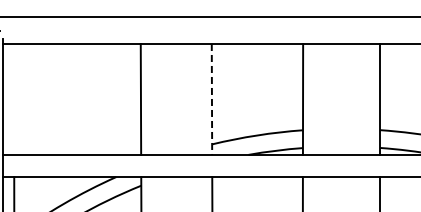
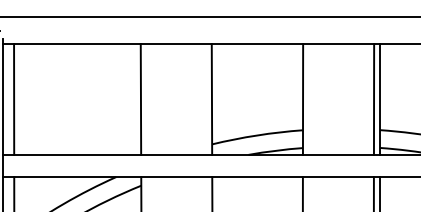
line: none -> present (14, 98)
line: none -> present (373, 98)
line: dashed -> solid (211, 99)
line: none -> present (373, 192)
